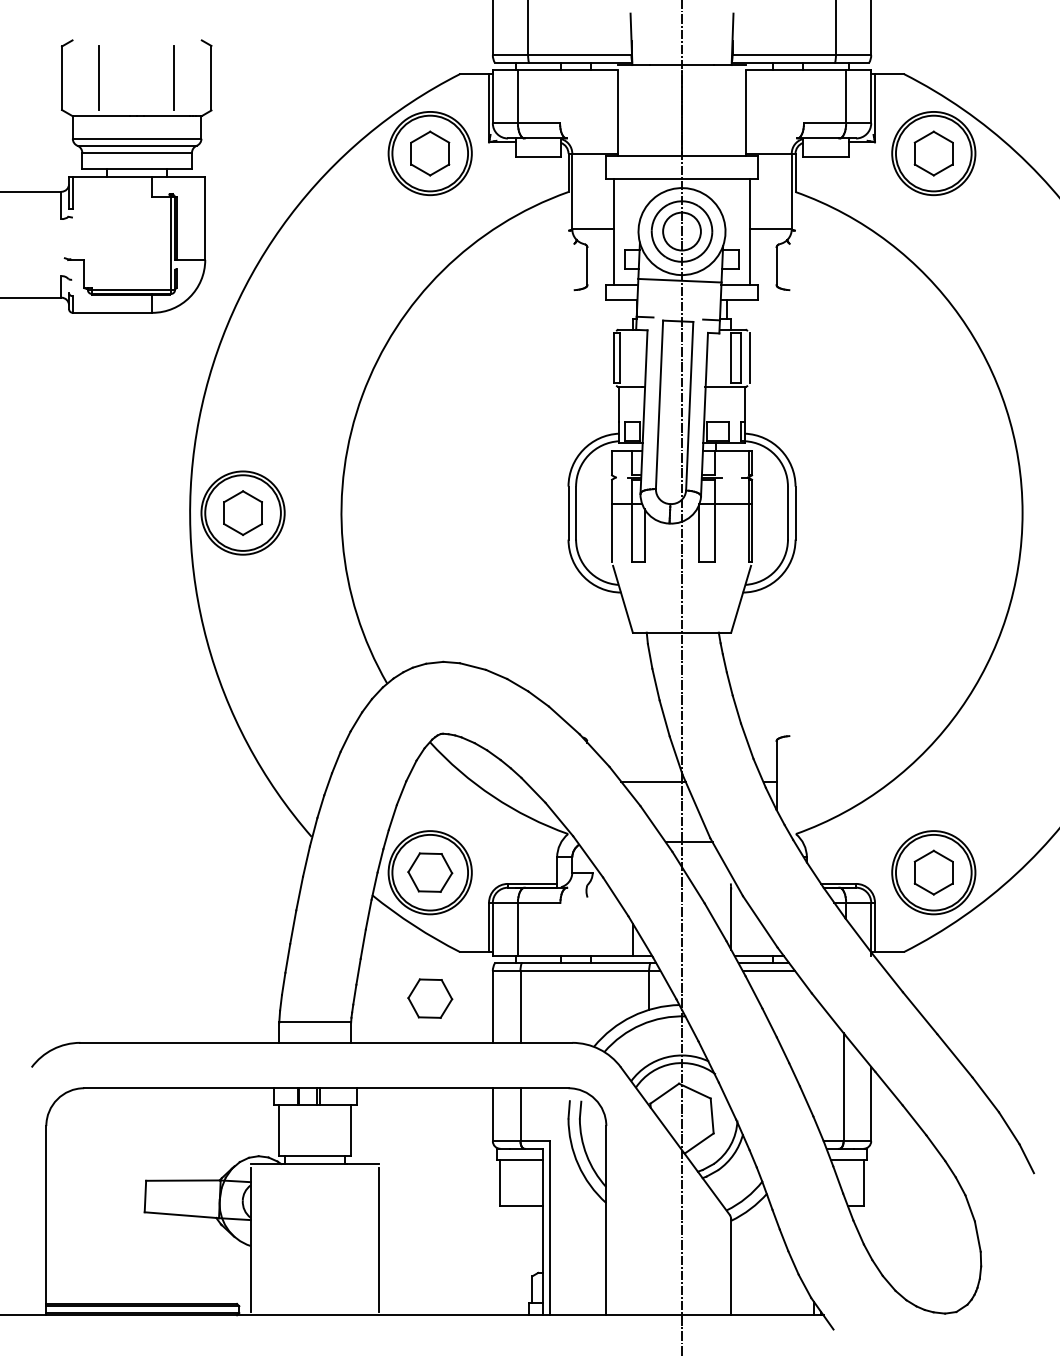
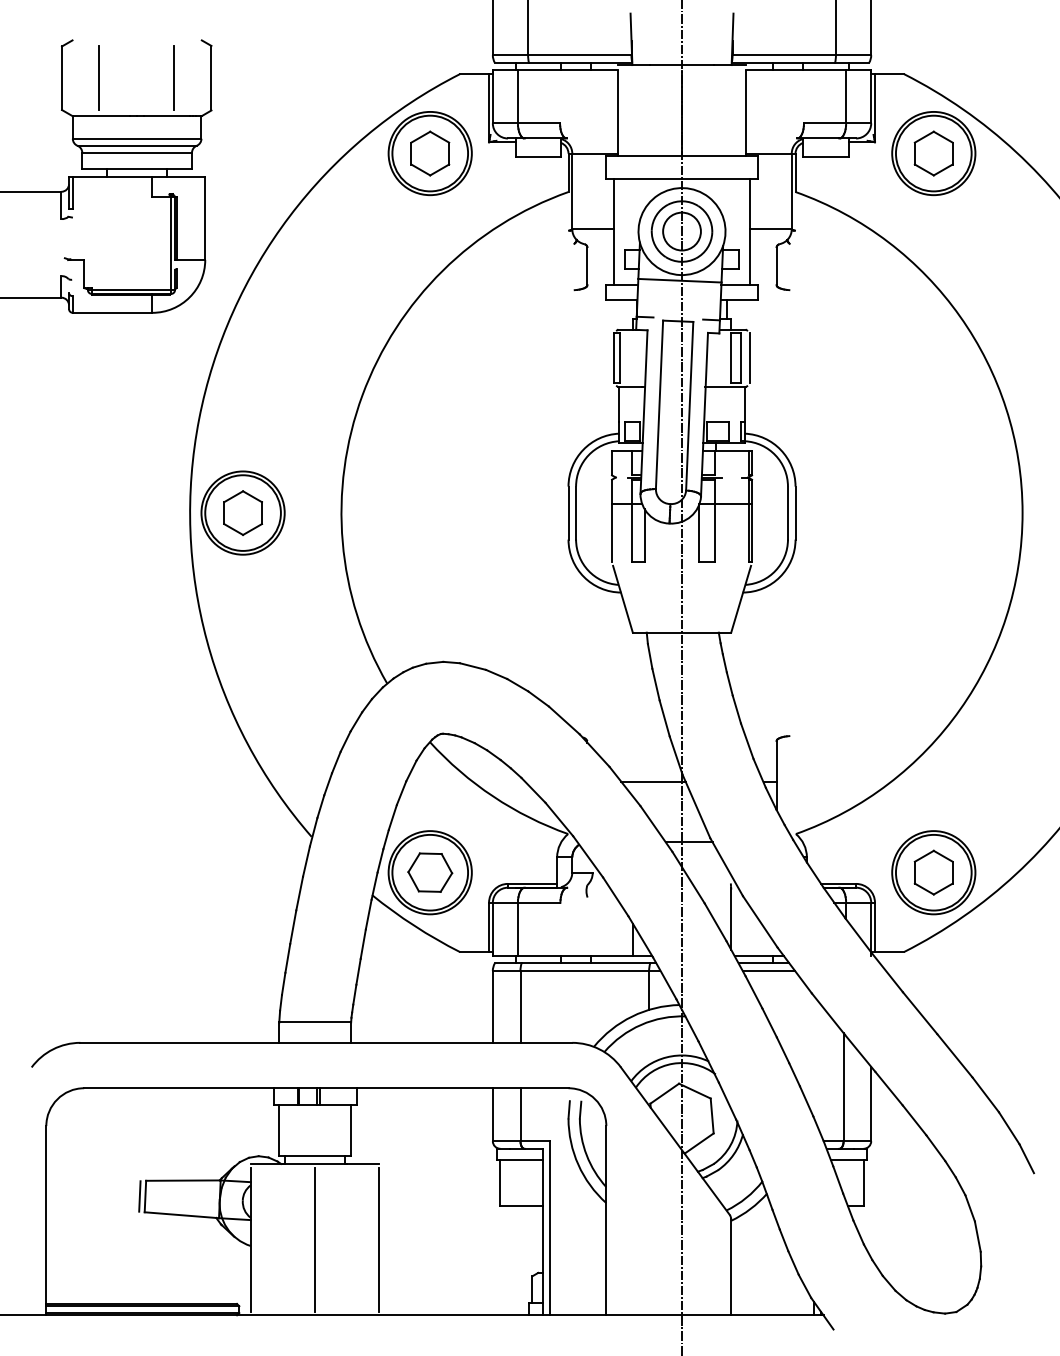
part: present -> none (430, 998)
line: none -> present (139, 1196)
line: none -> present (314, 1239)
